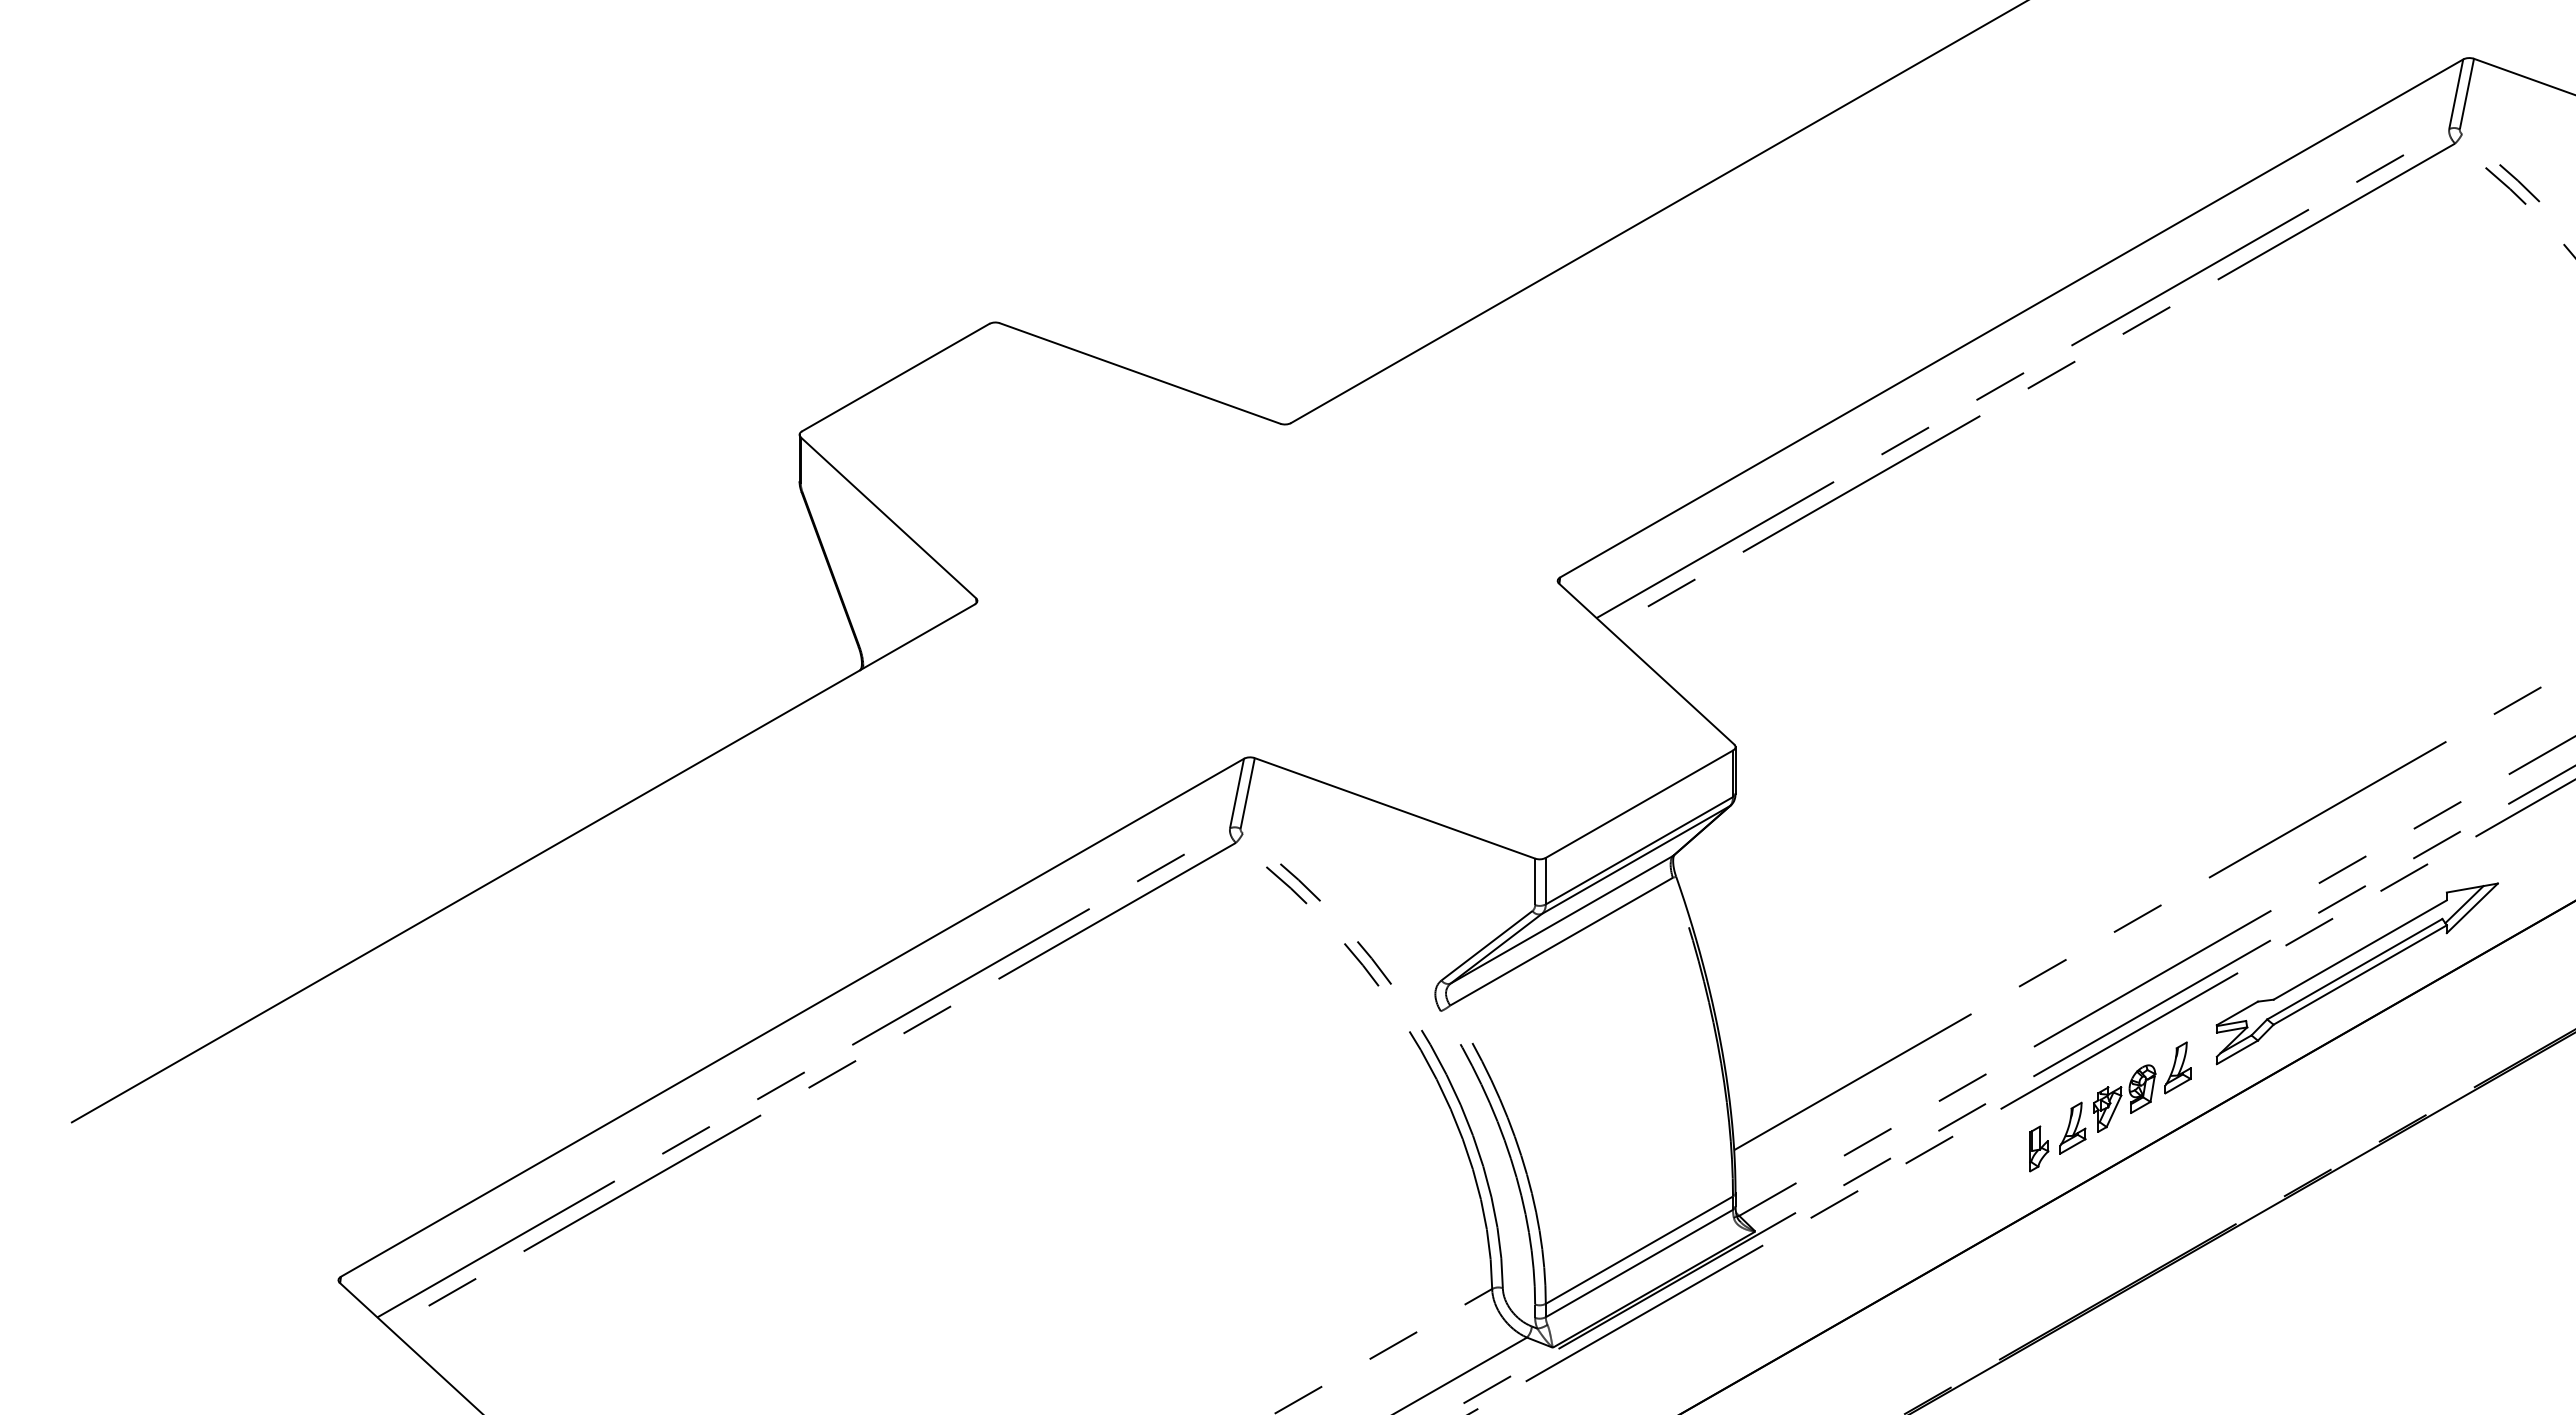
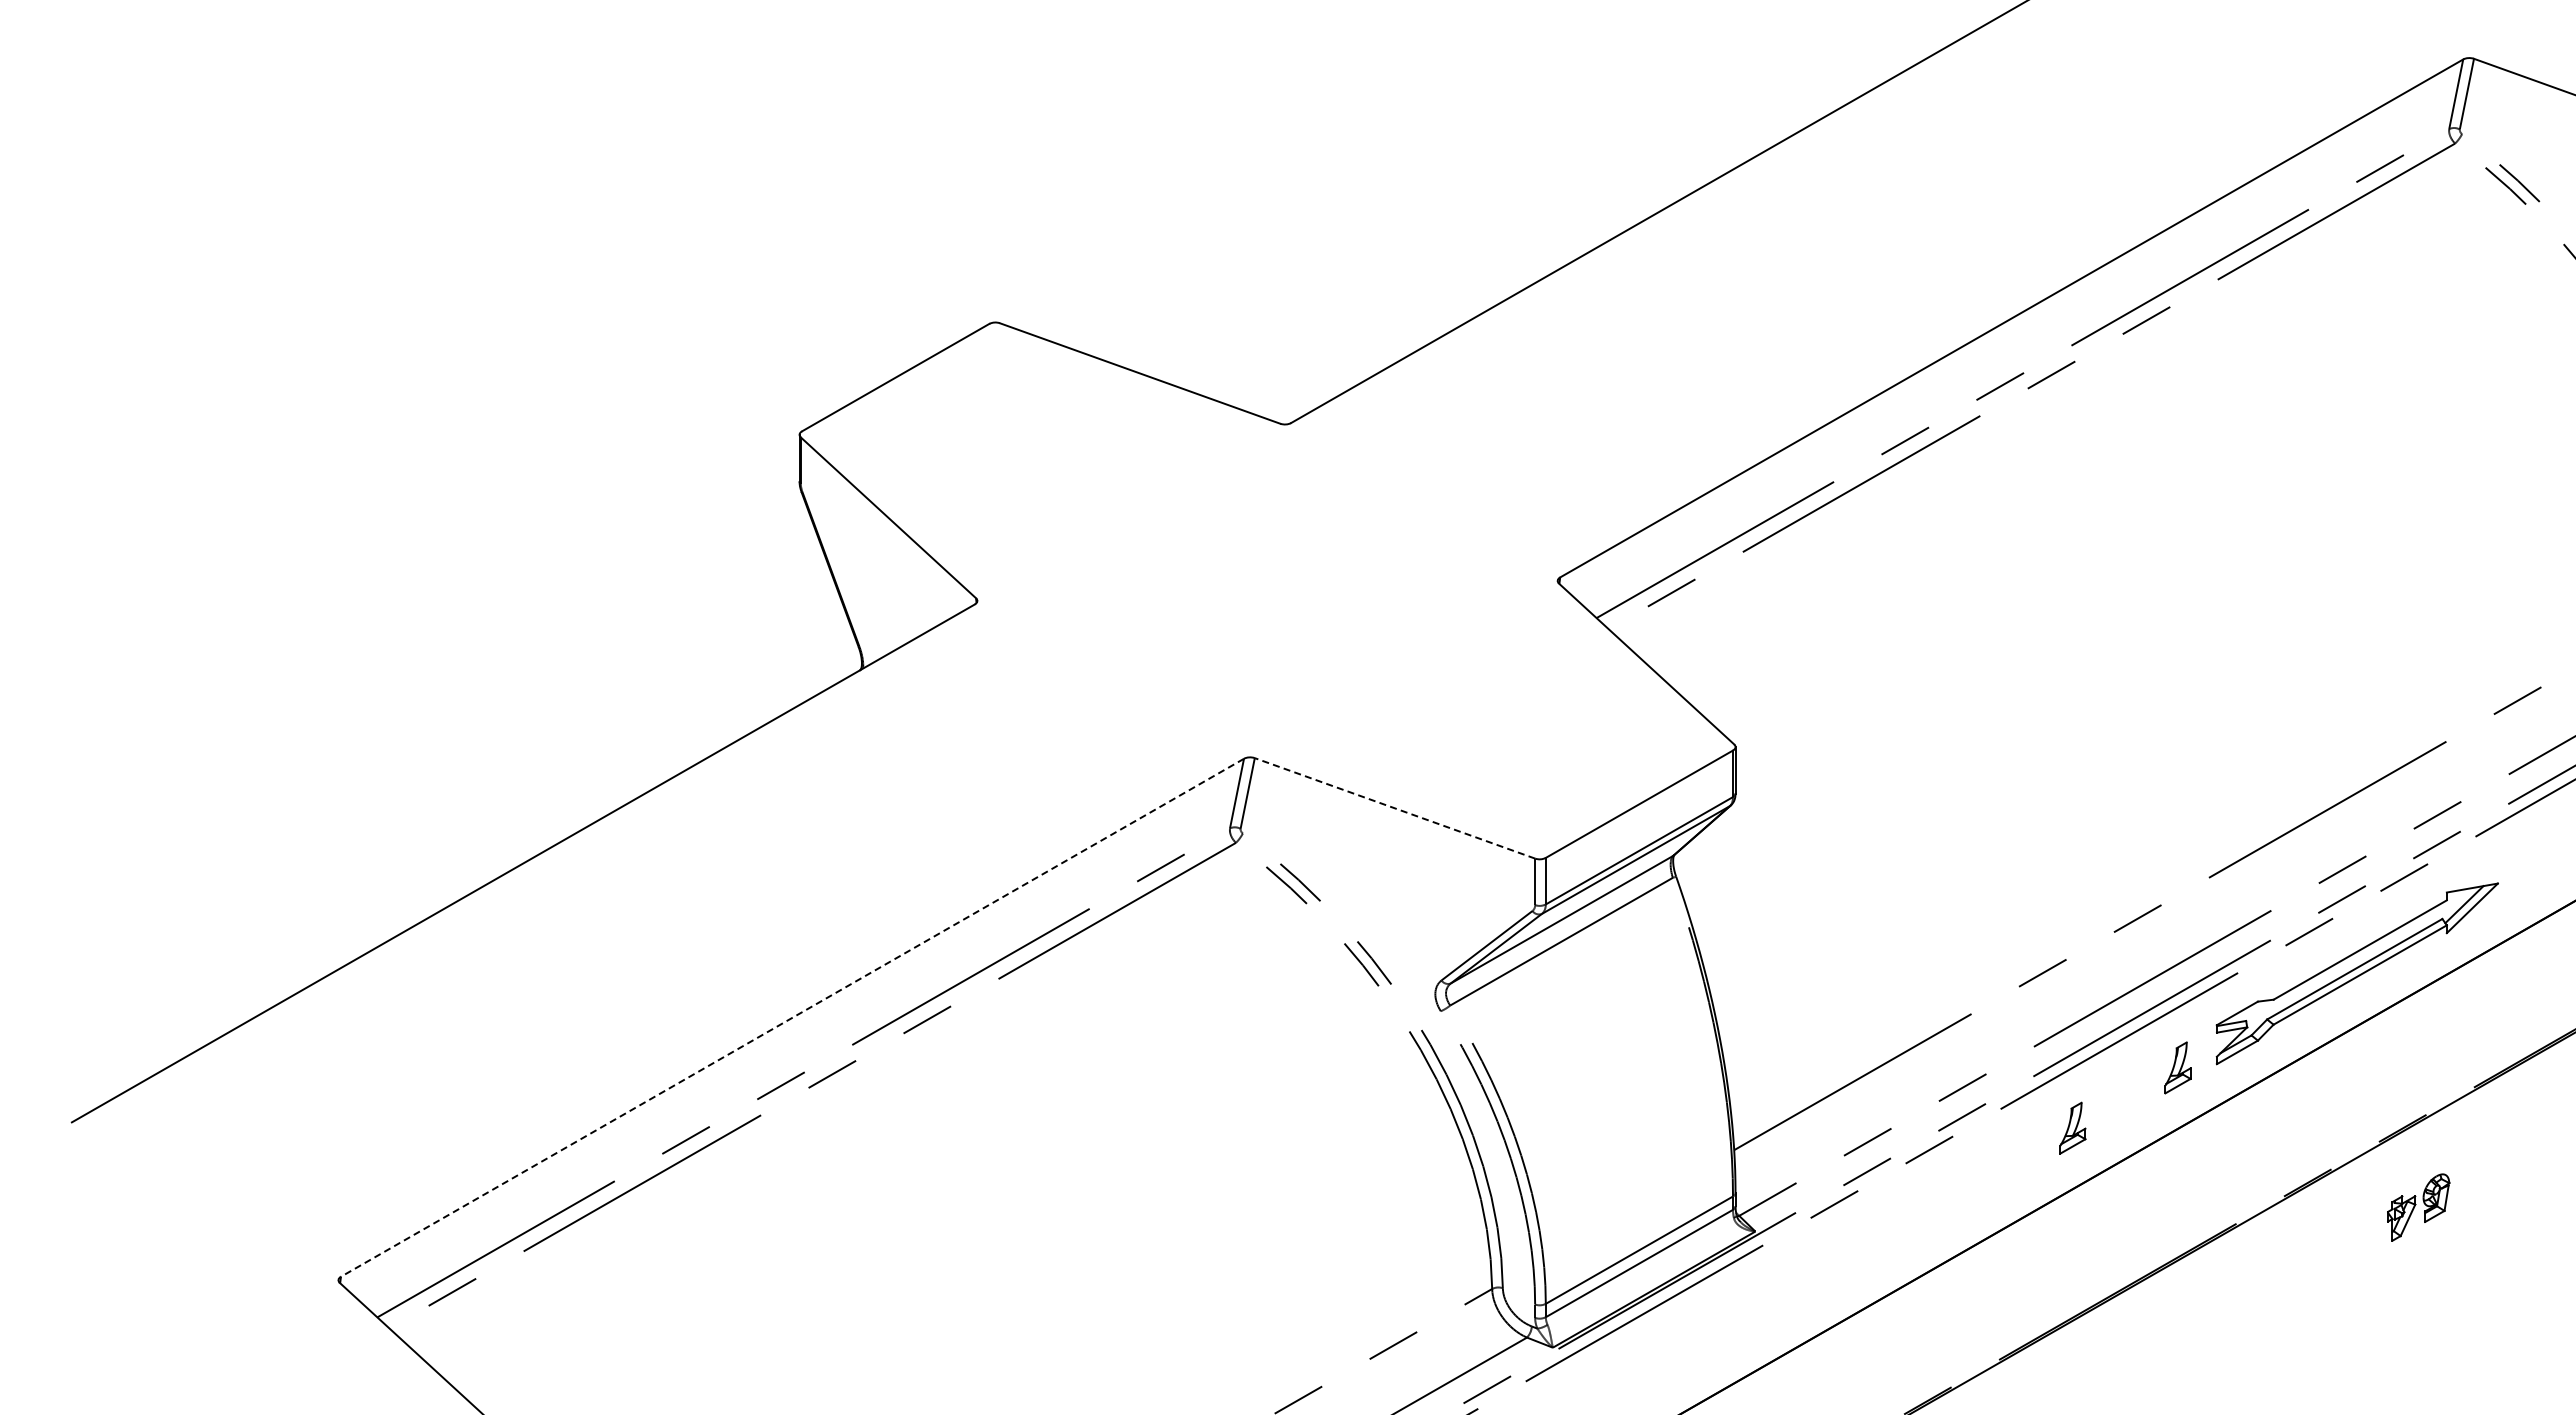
line: solid -> dashed (1394, 808)
line: solid -> dashed (792, 1018)
part position: (2124, 1098) -> (2418, 1207) (2418, 1207)
part: present -> none (2039, 1148)
